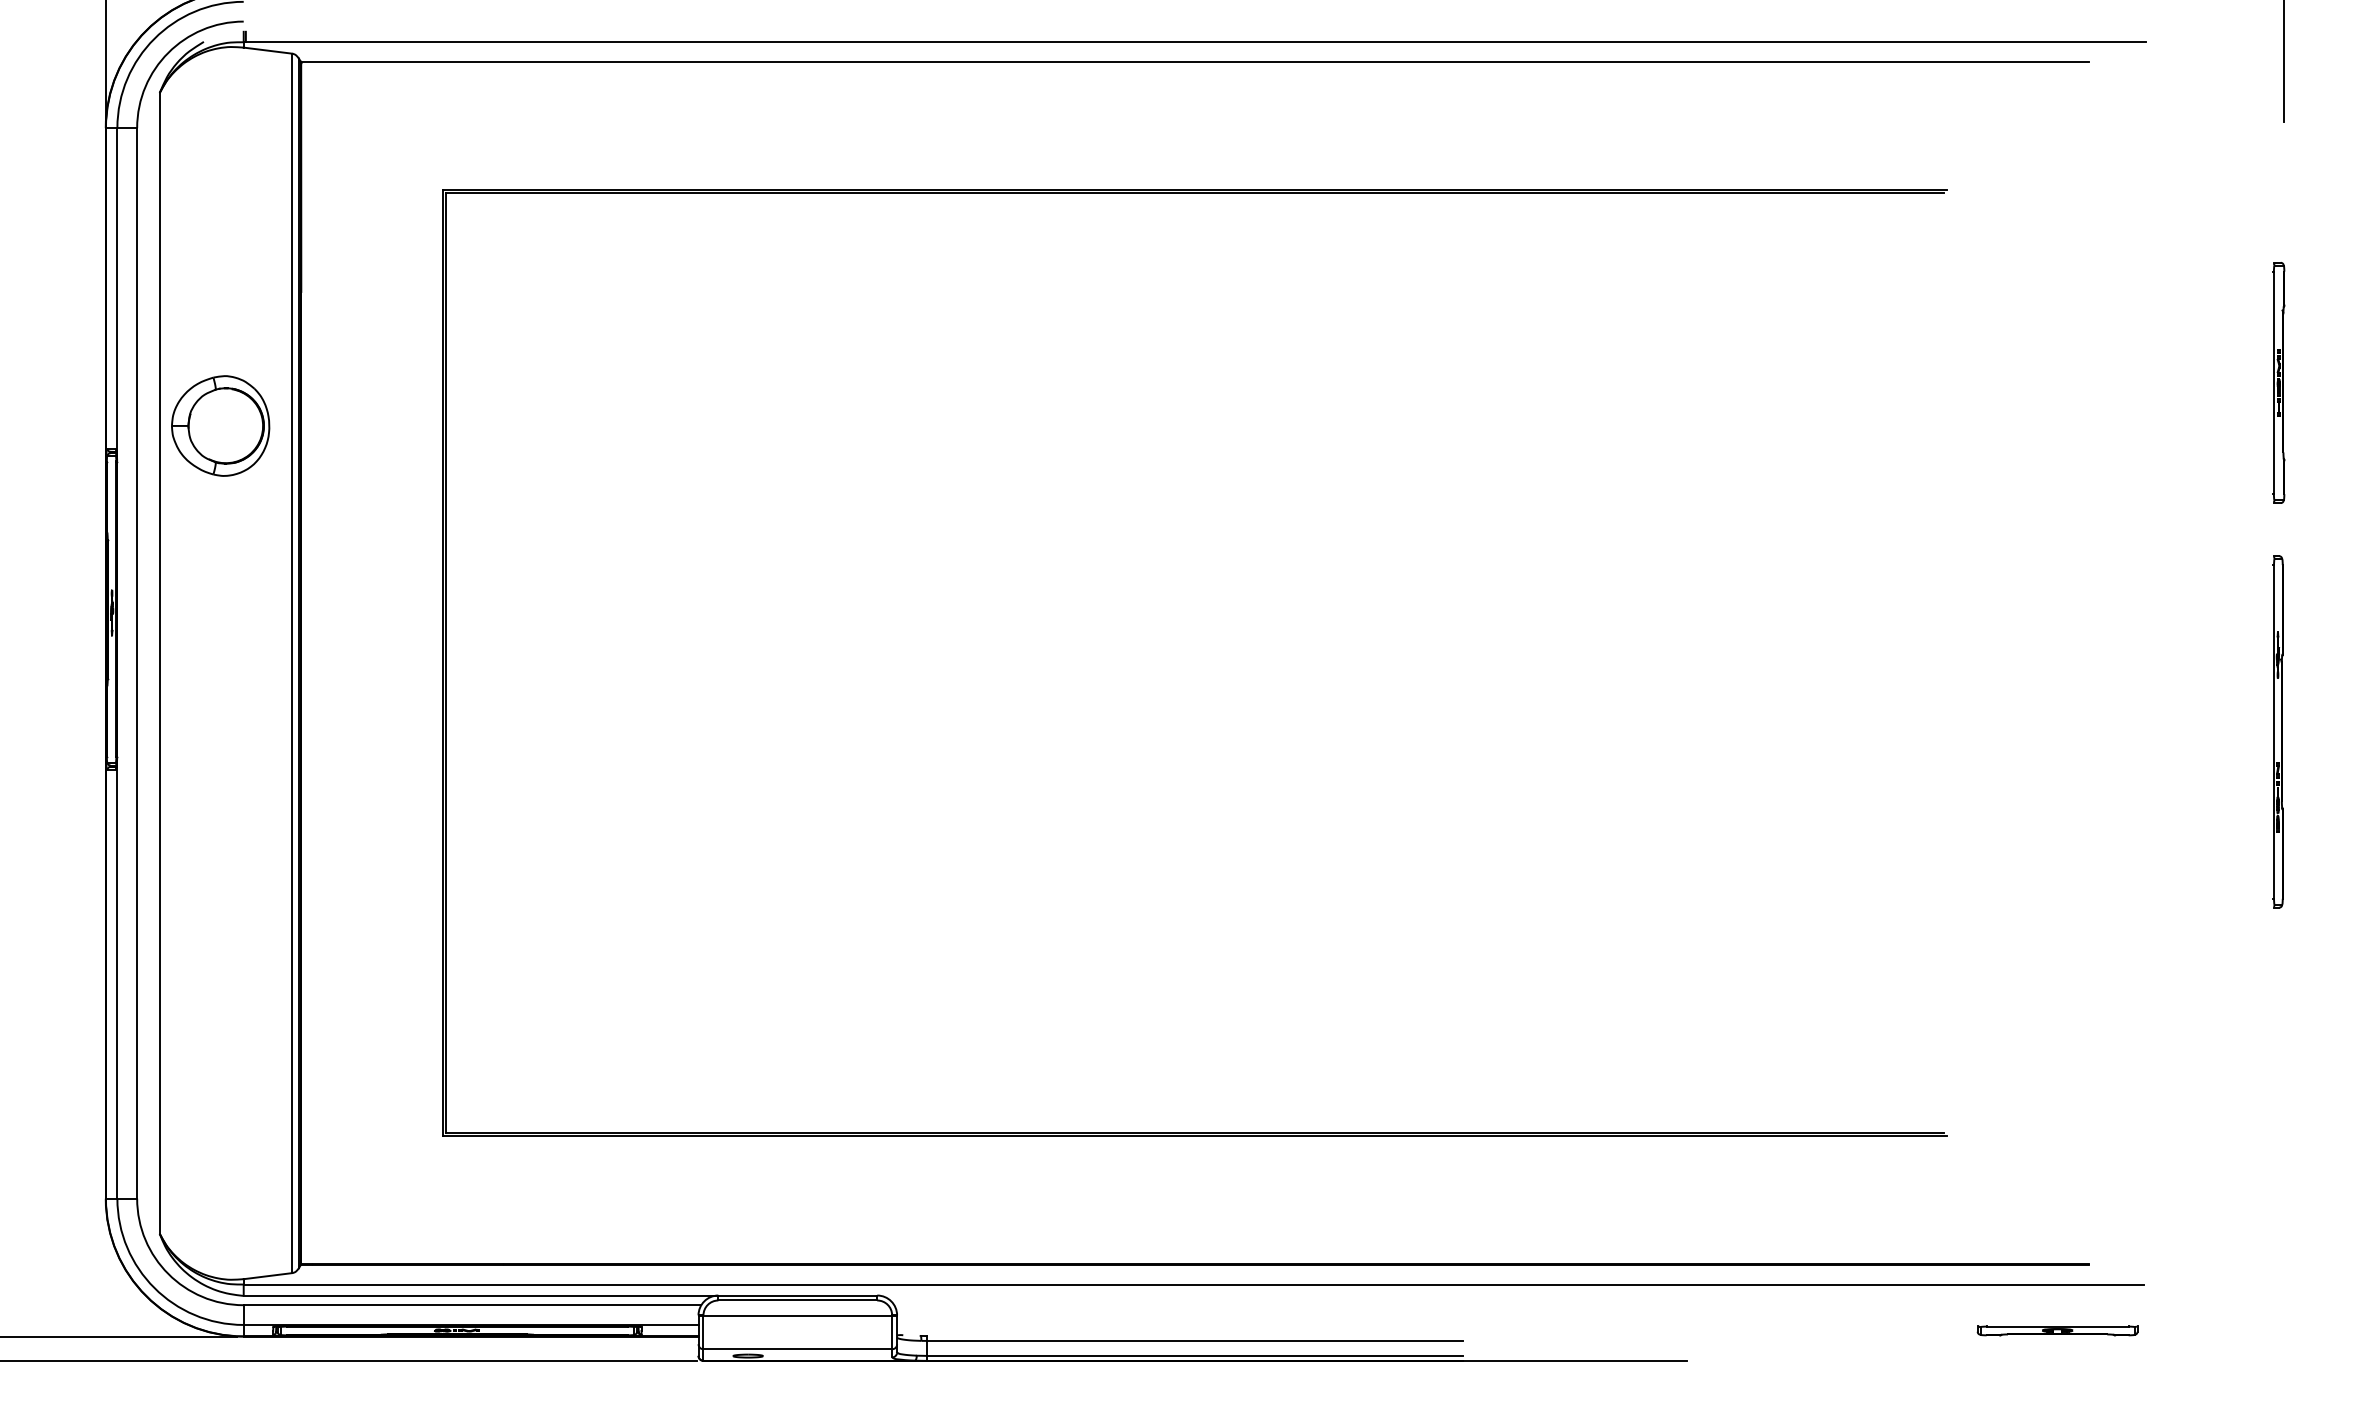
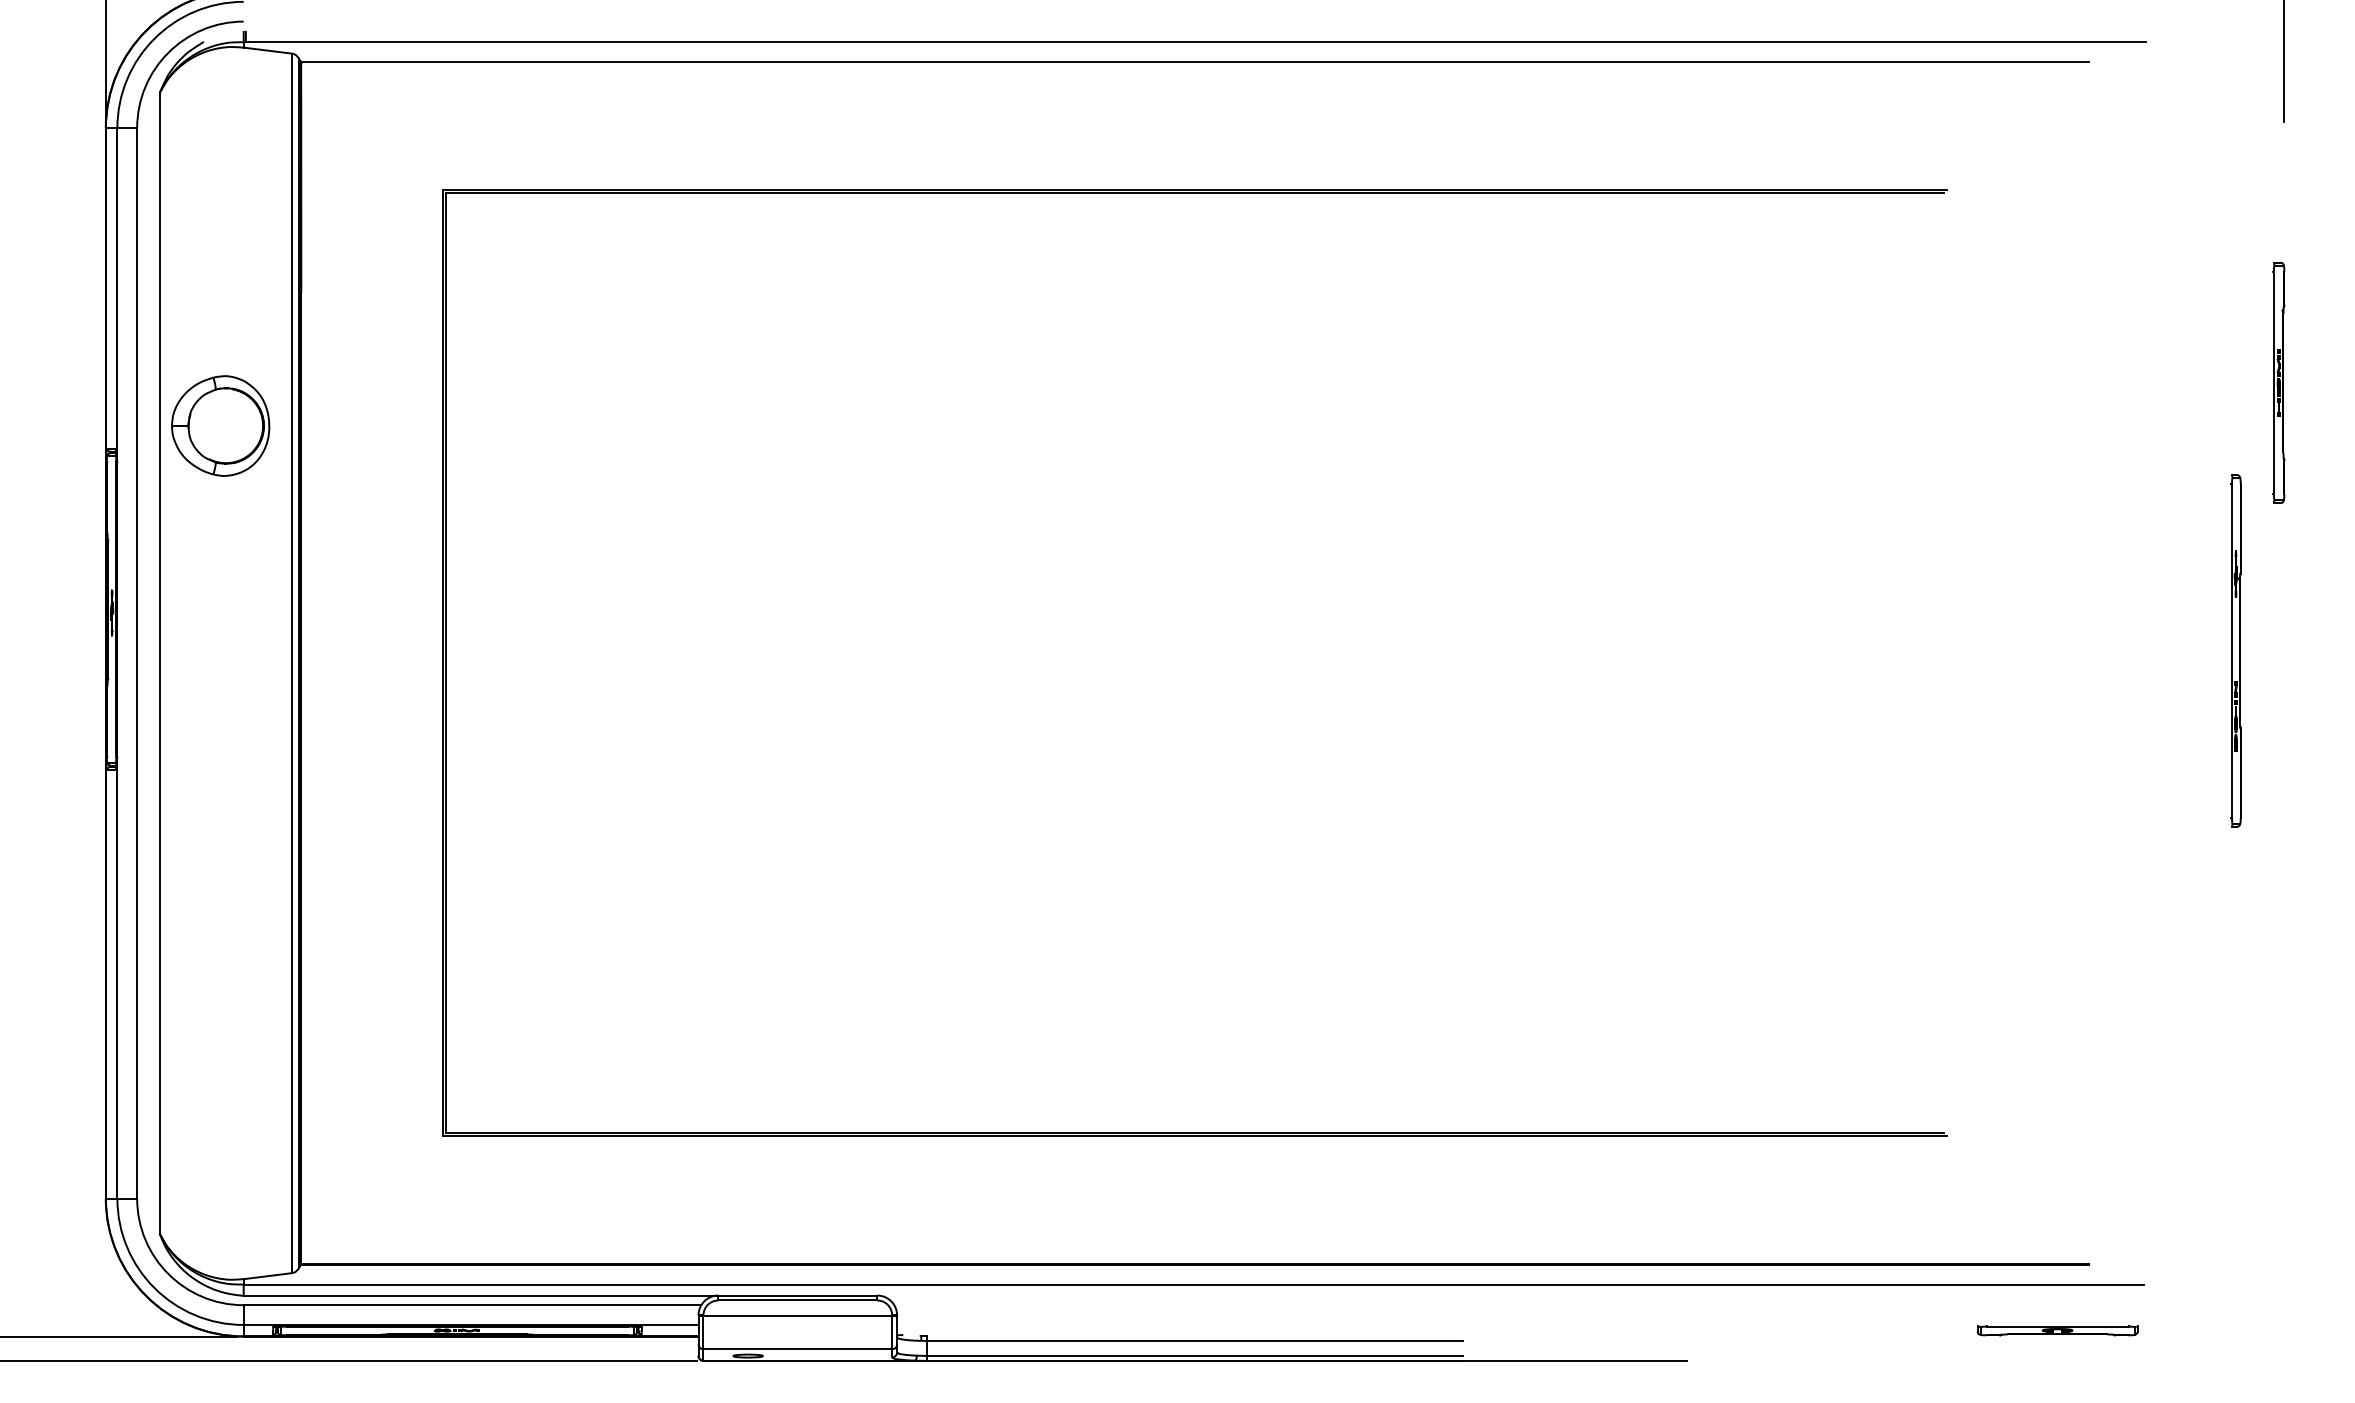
part position: (2277, 731) -> (2235, 650) (2235, 650)
